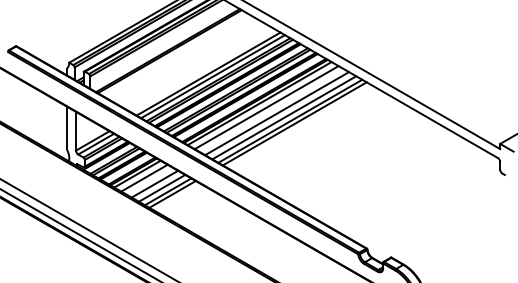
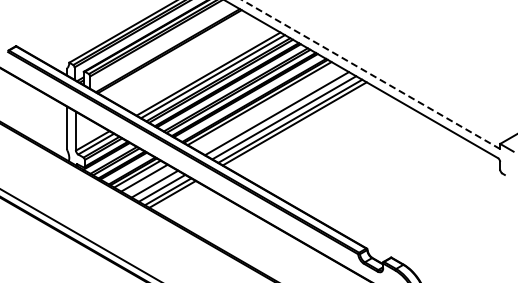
line: solid -> dashed (371, 74)
line: present -> none (266, 107)
line: present -> none (88, 229)
